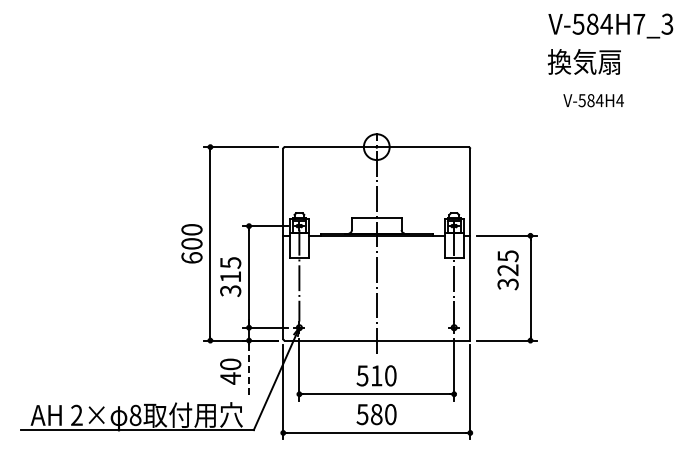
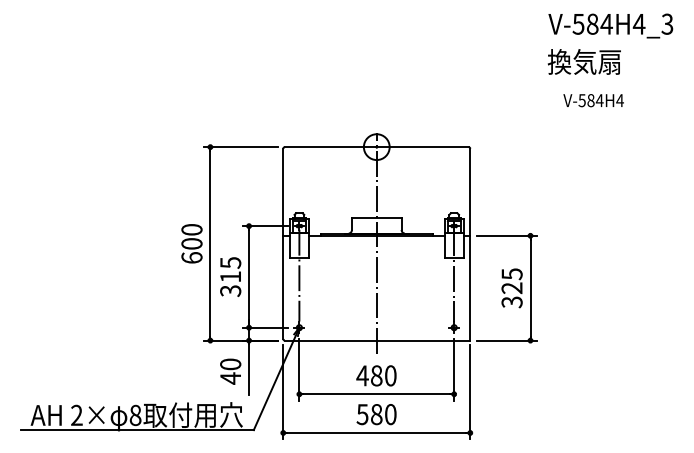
text: V-584H7_3 -> V-584H4_3 (638, 24)
text position: (507, 270) -> (511, 288) (511, 288)
line: dashed -> solid (249, 370)
text: 510 -> 480 (369, 375)
